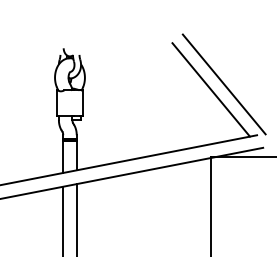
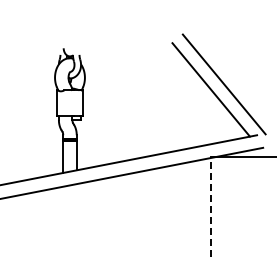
line: solid -> dashed (211, 206)
line: present -> none (76, 218)
line: present -> none (63, 219)
